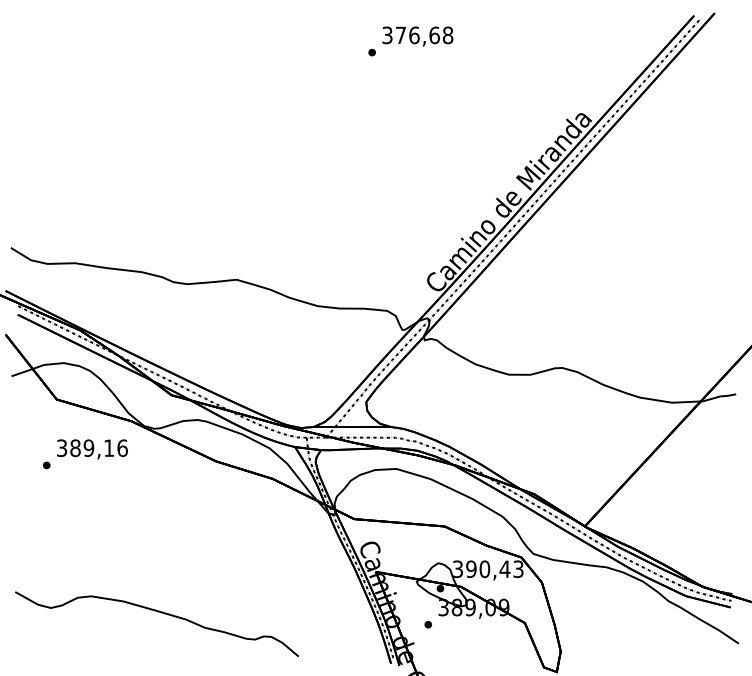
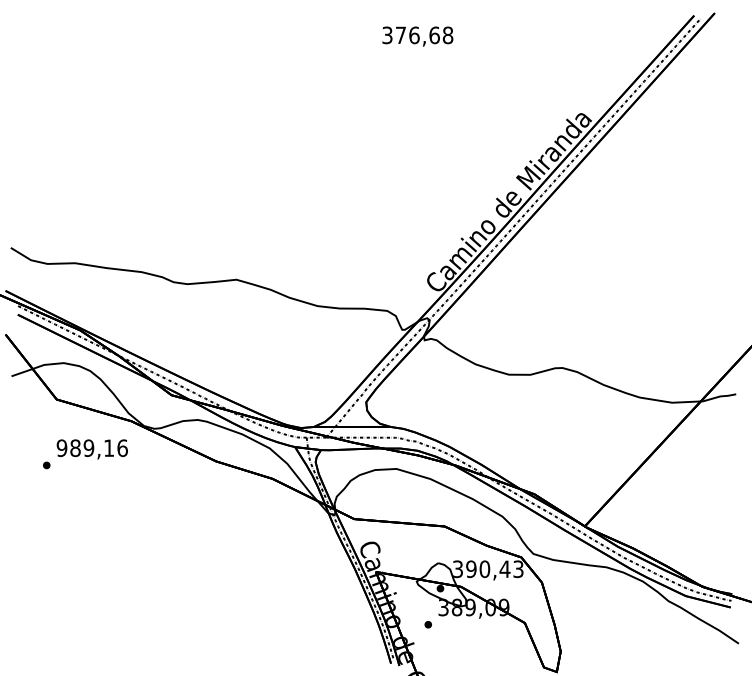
part: present -> none (371, 52)
text: 389,16 -> 989,16 (61, 447)
curve: present -> none (157, 612)
